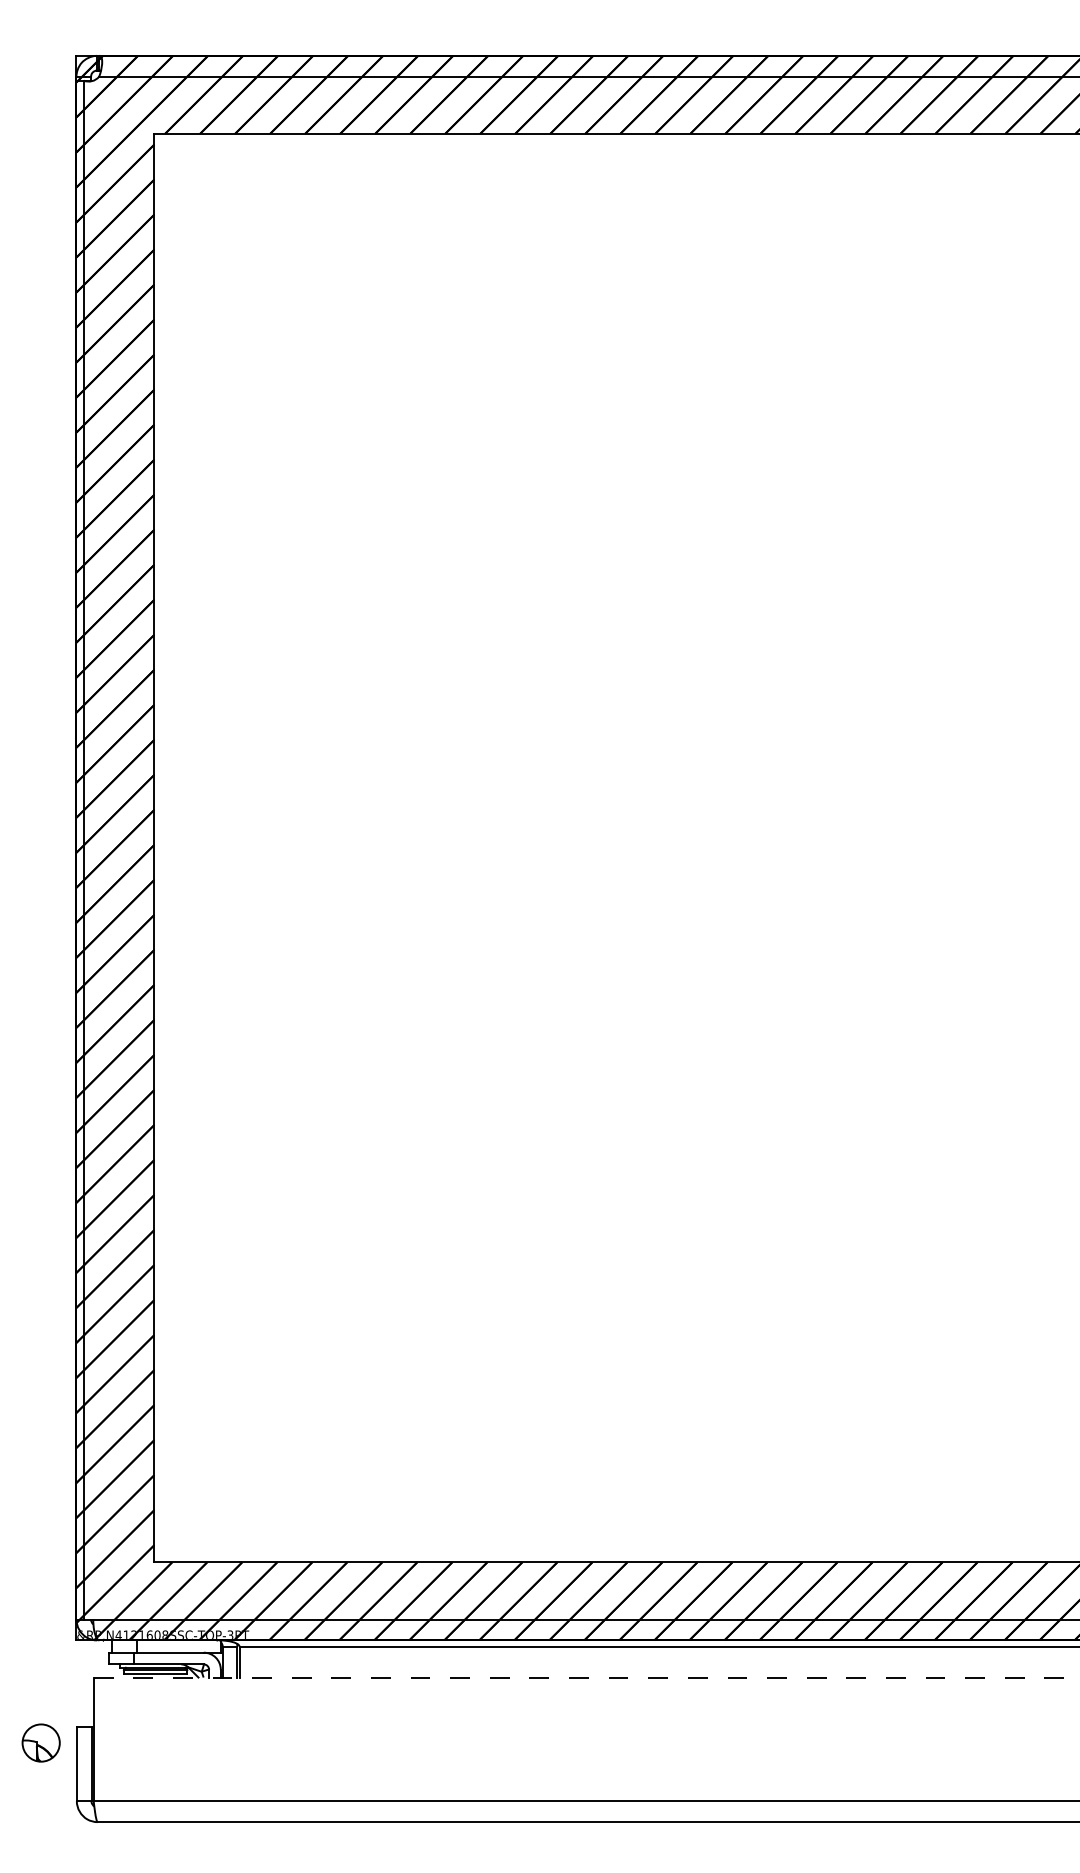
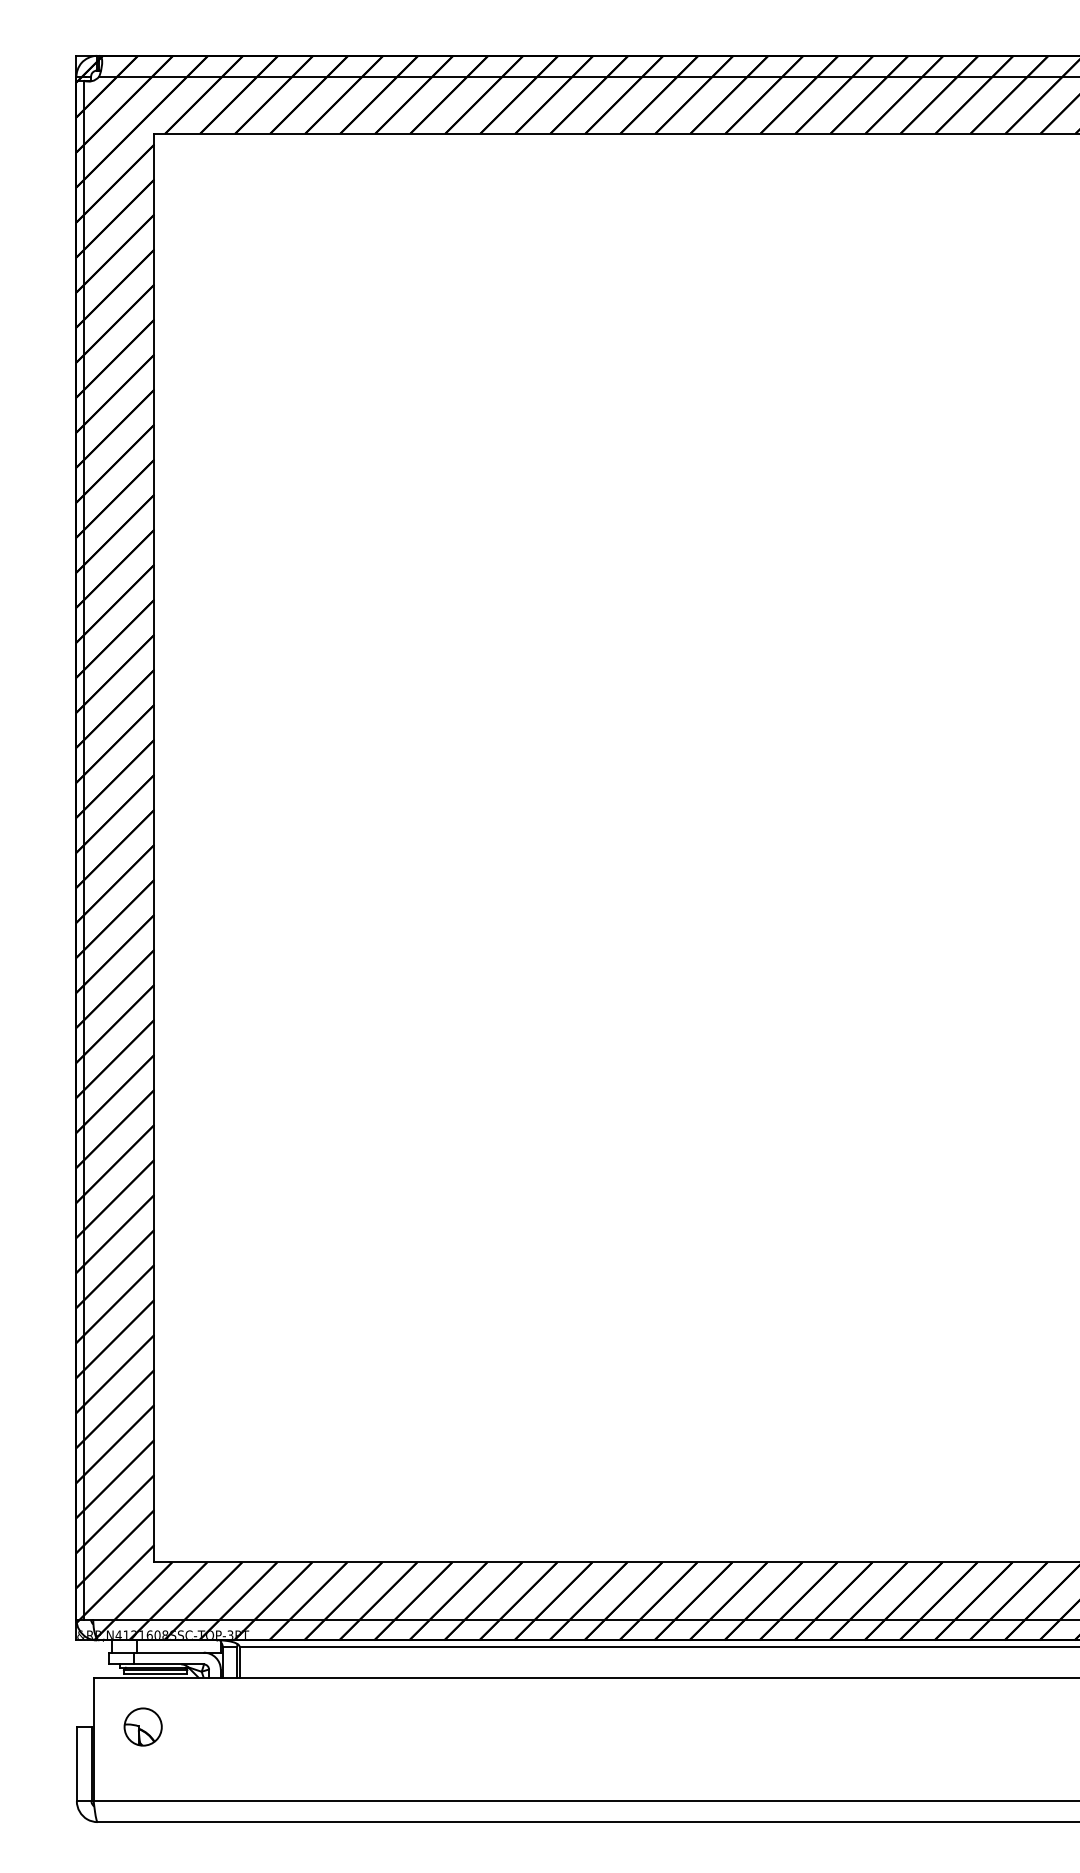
line: dashed -> solid (586, 1677)
part position: (40, 1742) -> (142, 1726) (142, 1726)
